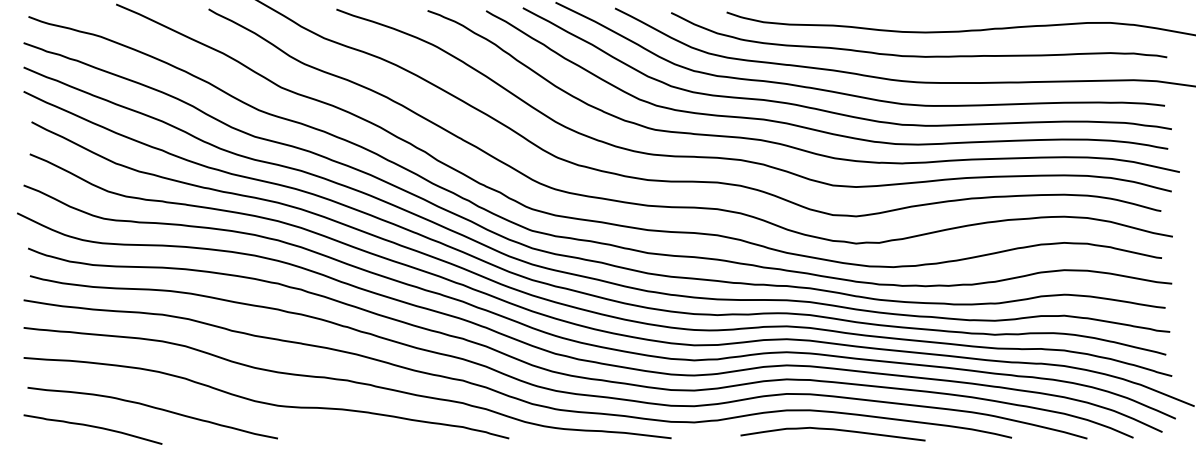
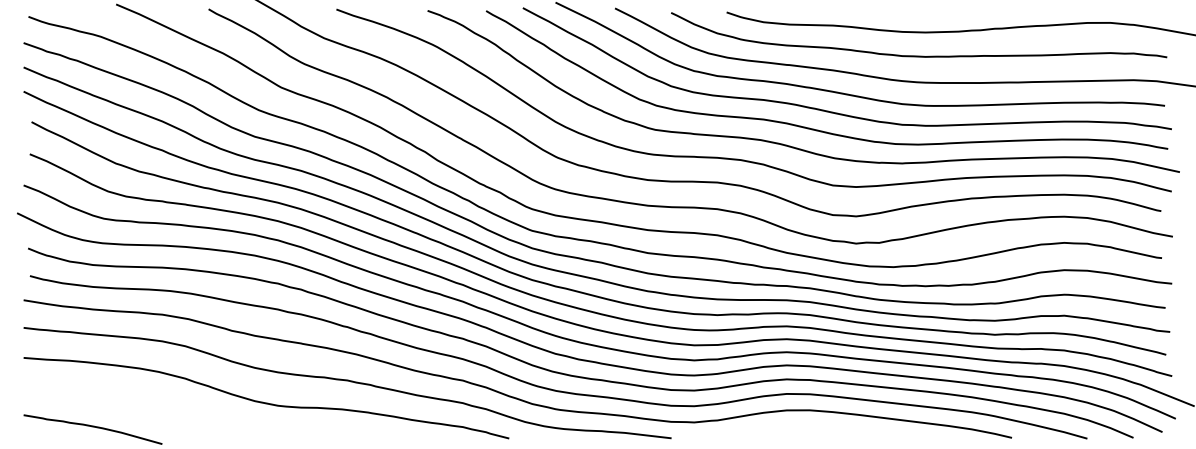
curve: present -> none (153, 408)
curve: present -> none (832, 430)
